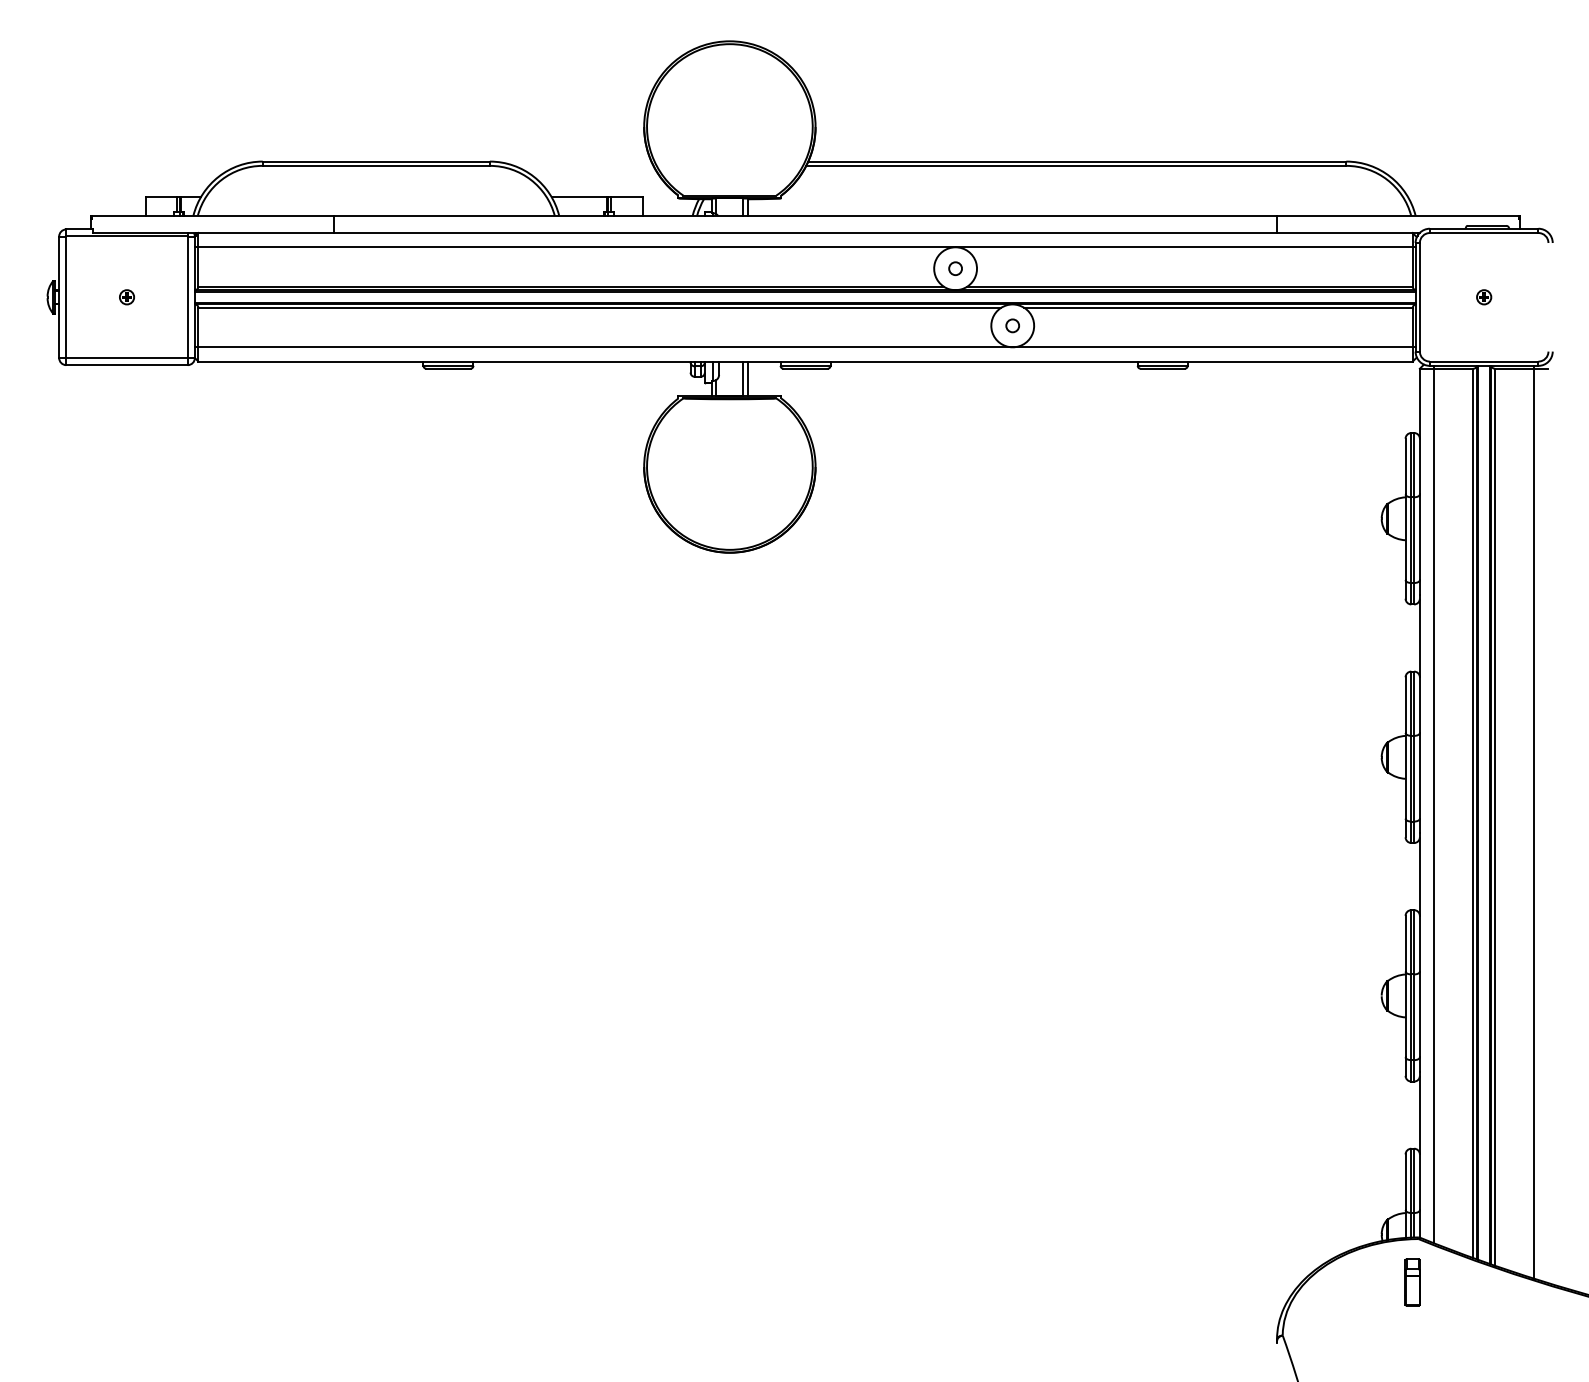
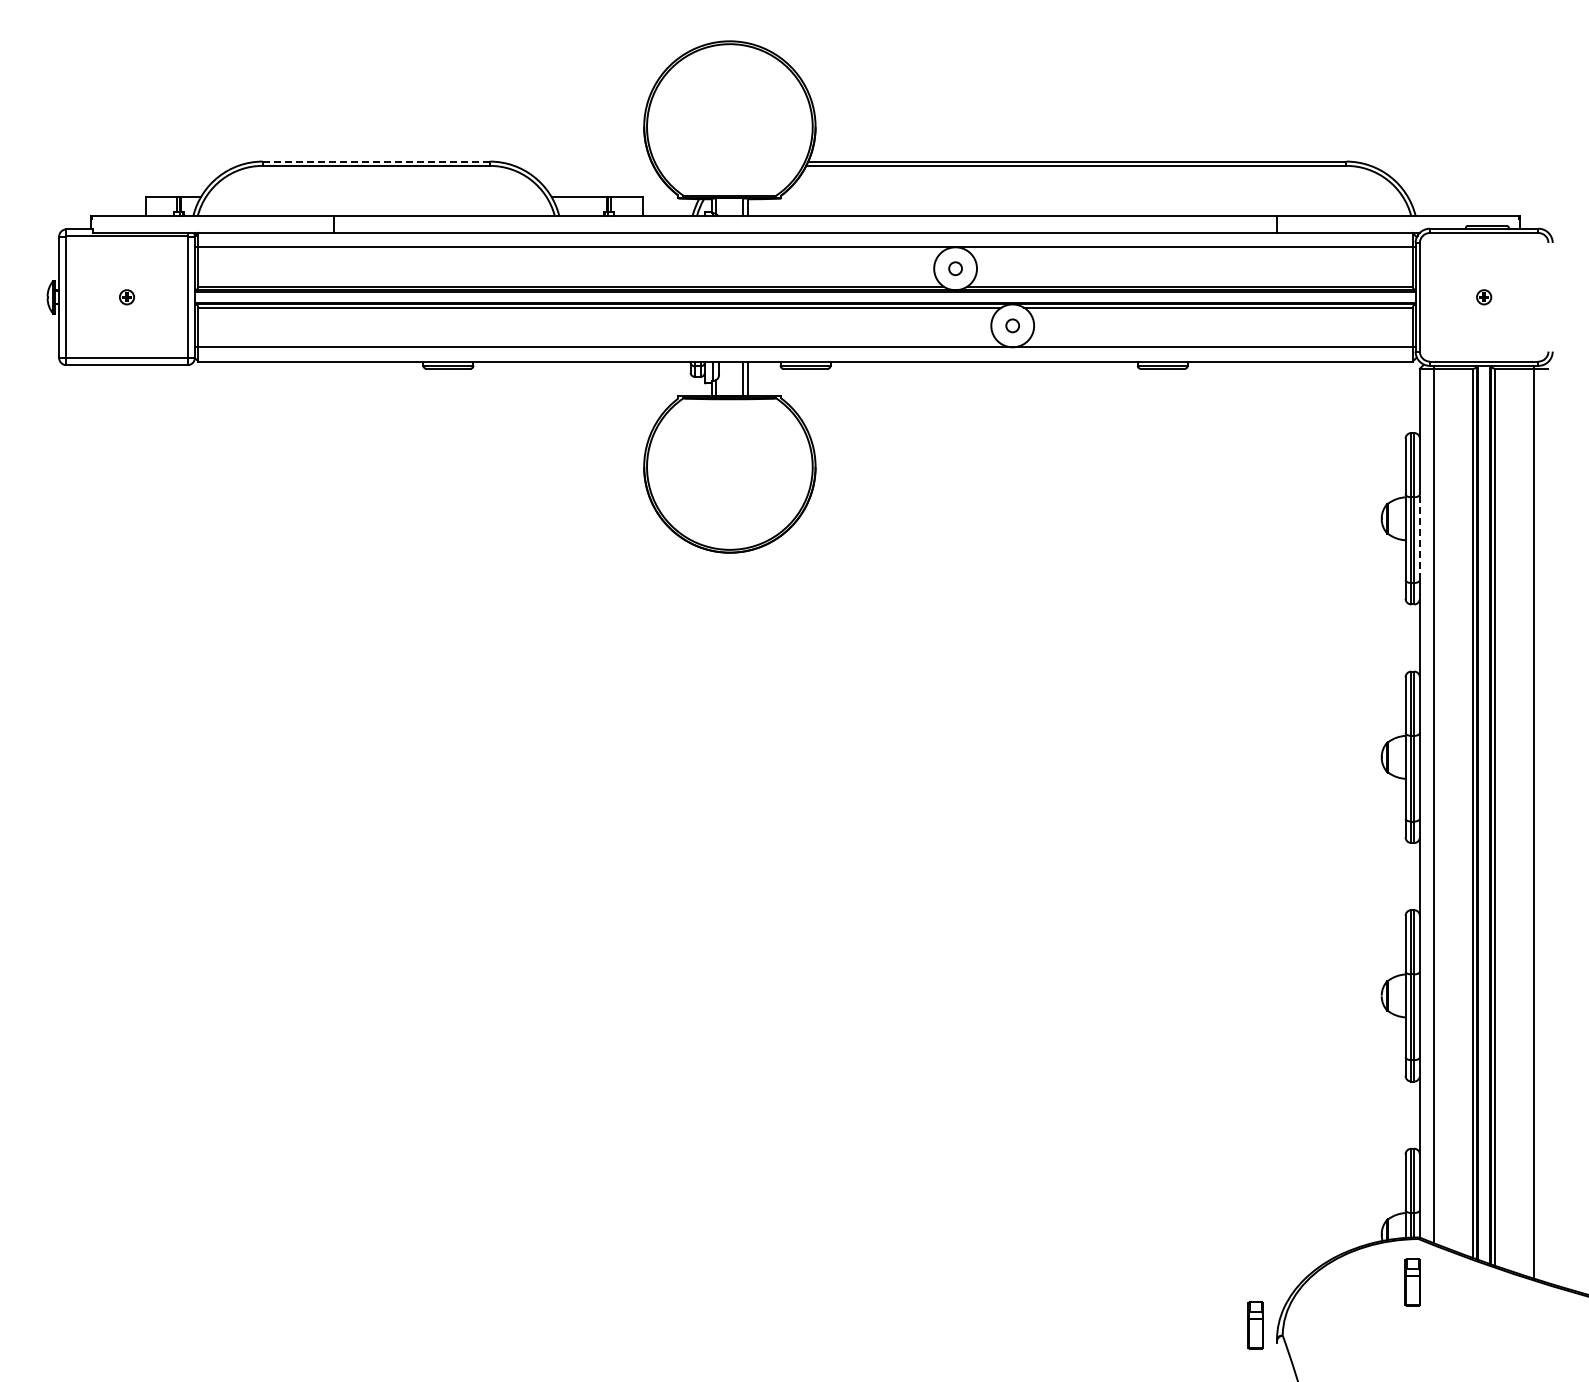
line: solid -> dashed (376, 161)
line: solid -> dashed (1419, 537)
part: none -> present (1255, 1325)
